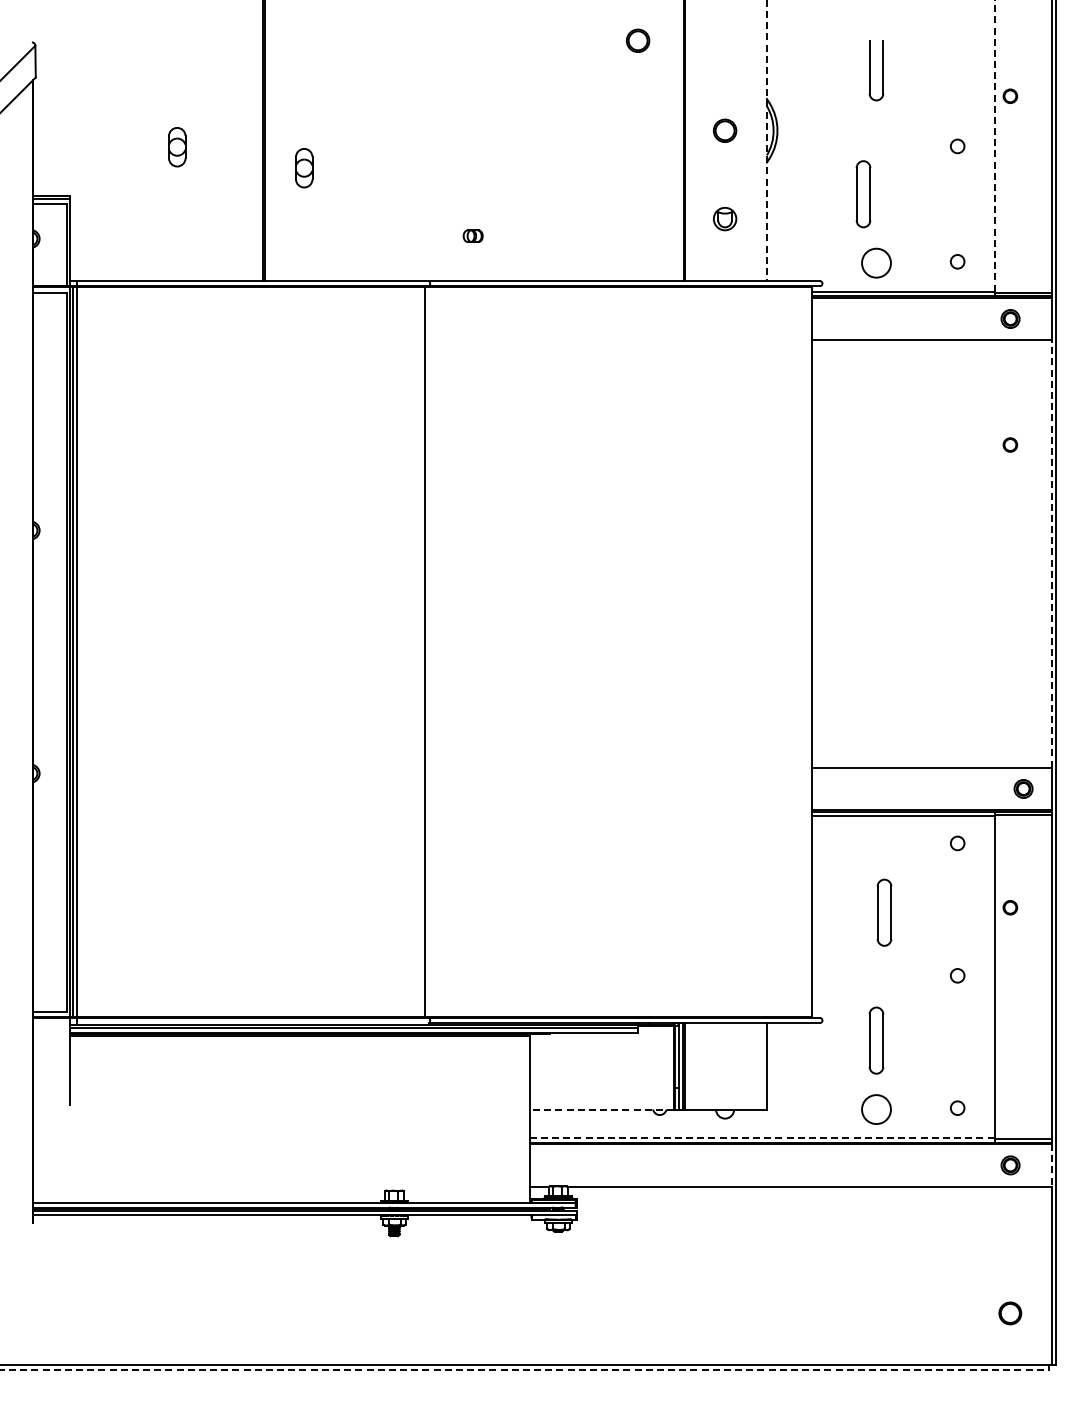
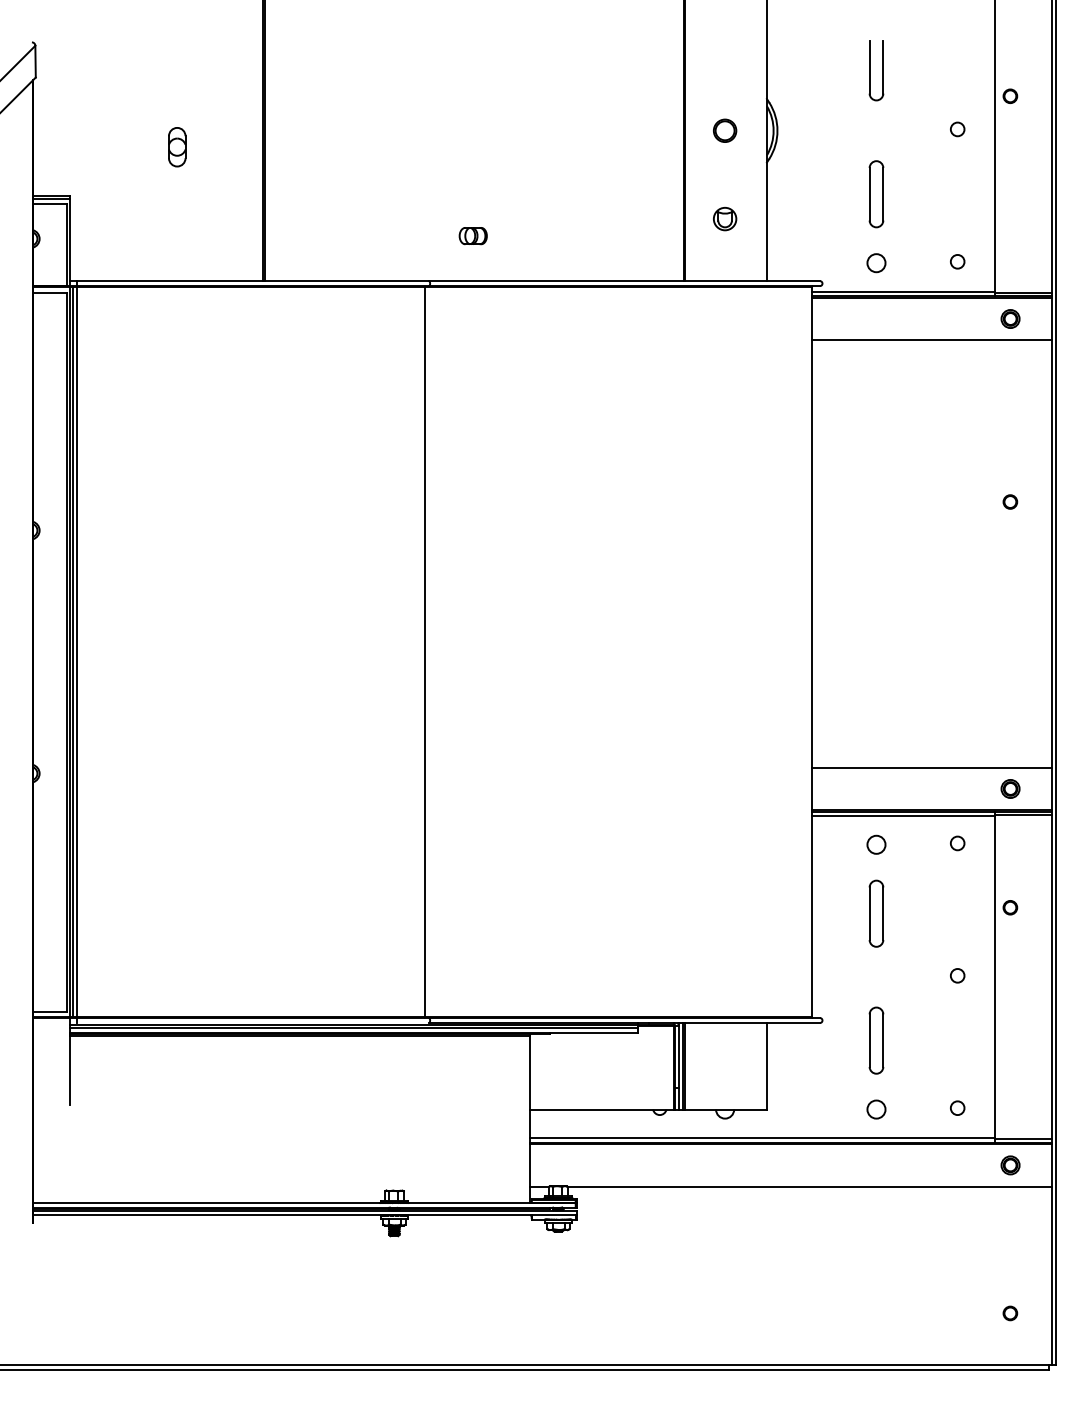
part: present -> none (638, 40)
line: dashed -> solid (766, 141)
line: dashed -> solid (995, 145)
circle position: (957, 146) -> (957, 129) (957, 129)
part: present -> none (304, 168)
part position: (863, 194) -> (876, 194) (876, 194)
part size: 22x14 px -> 30x19 px (472, 236)
circle diameter: 29 px -> 18 px (876, 263)
part position: (1010, 444) -> (1010, 501) (1010, 501)
line: dashed -> solid (1051, 554)
part position: (1023, 788) -> (1010, 788) (1010, 788)
circle: none -> present (876, 844)
part position: (884, 912) -> (876, 913) (876, 913)
line: dashed -> solid (601, 1109)
circle diameter: 29 px -> 18 px (876, 1109)
line: dashed -> solid (762, 1137)
line: dashed -> solid (1051, 1165)
part size: 25x25 px -> 17x17 px (1010, 1313)
line: dashed -> solid (524, 1369)
